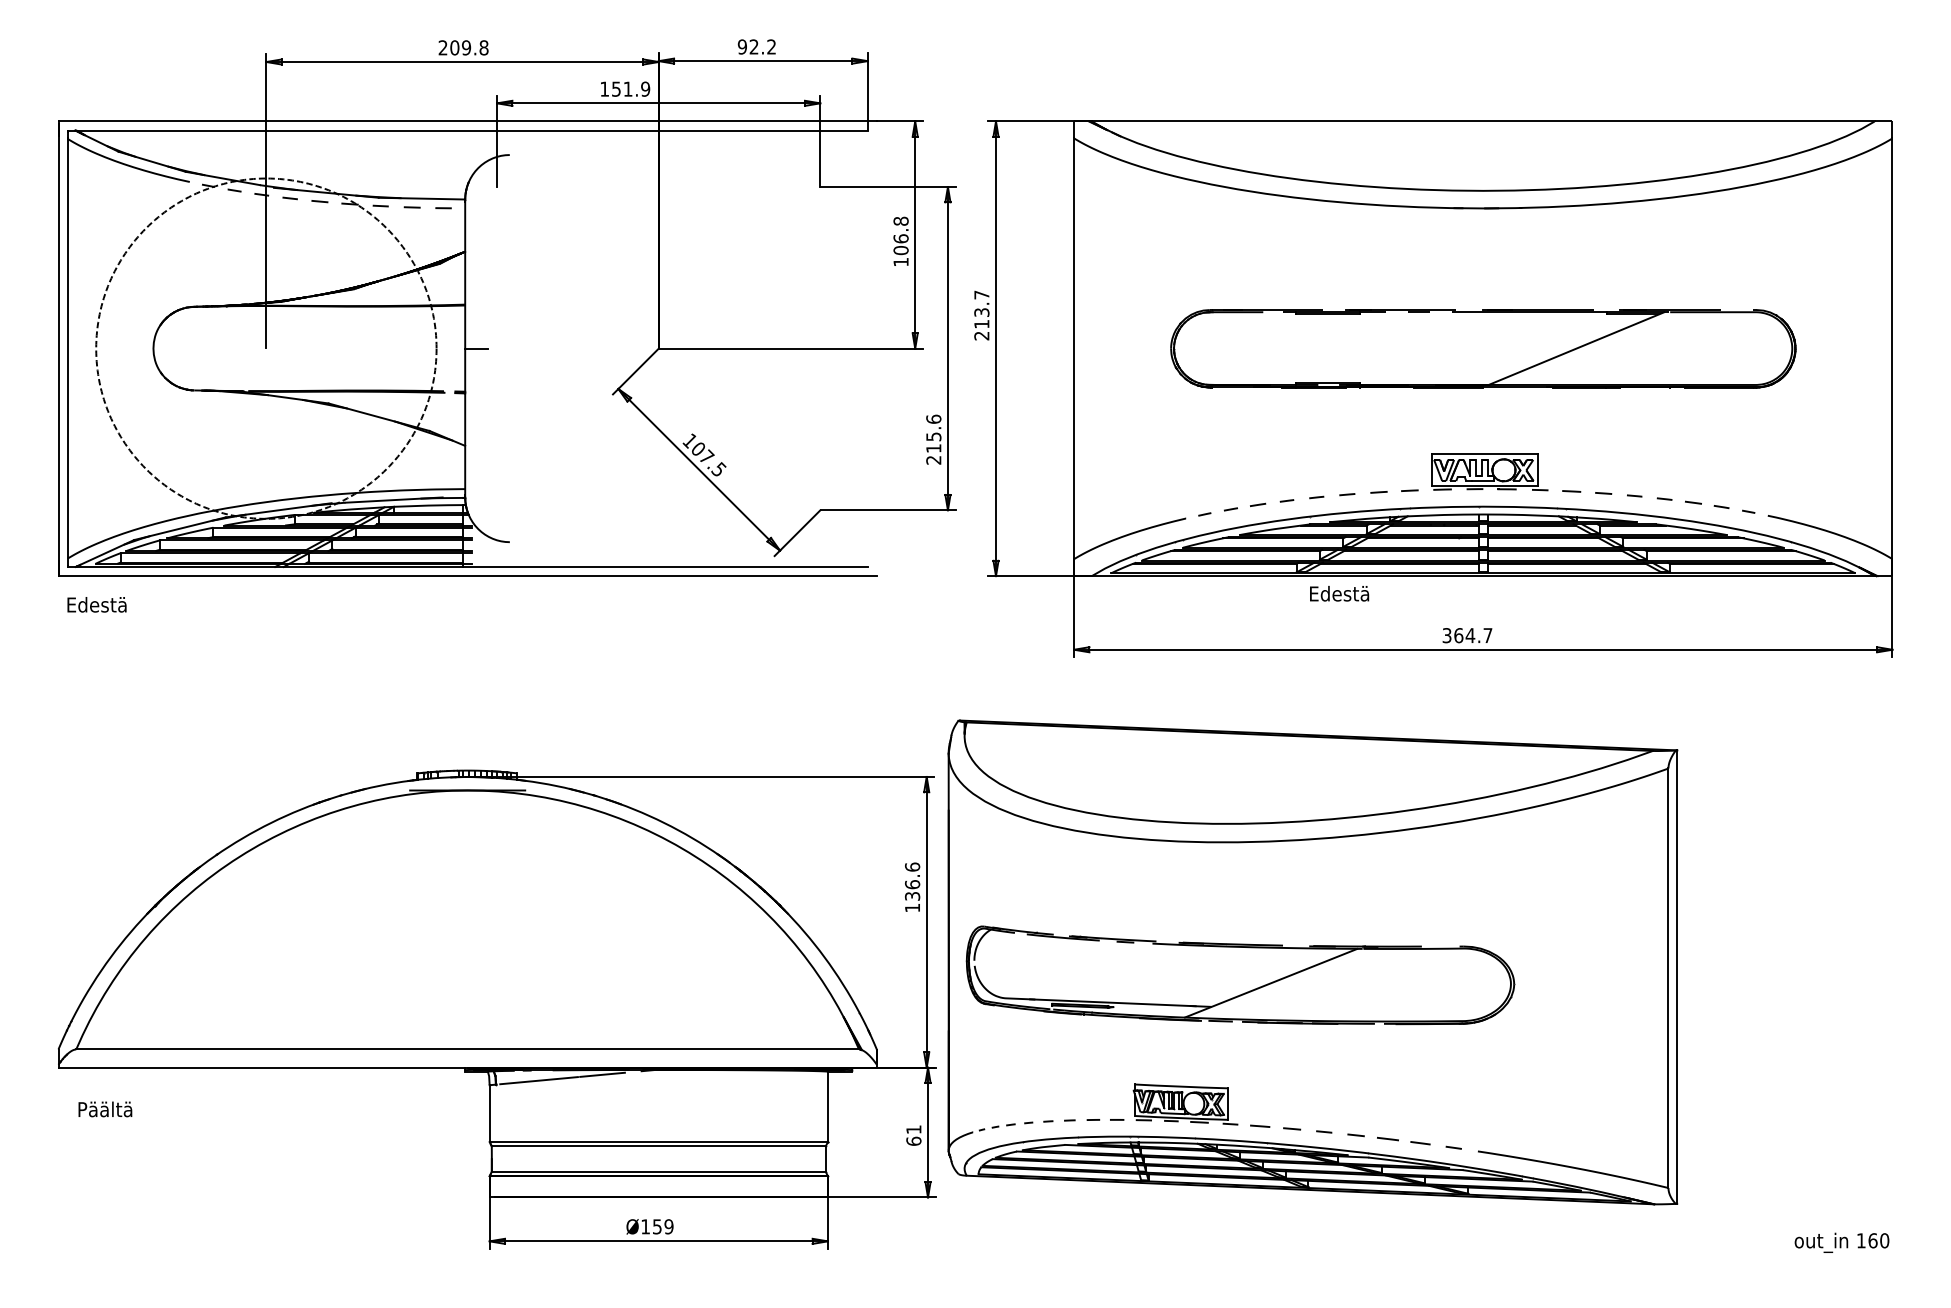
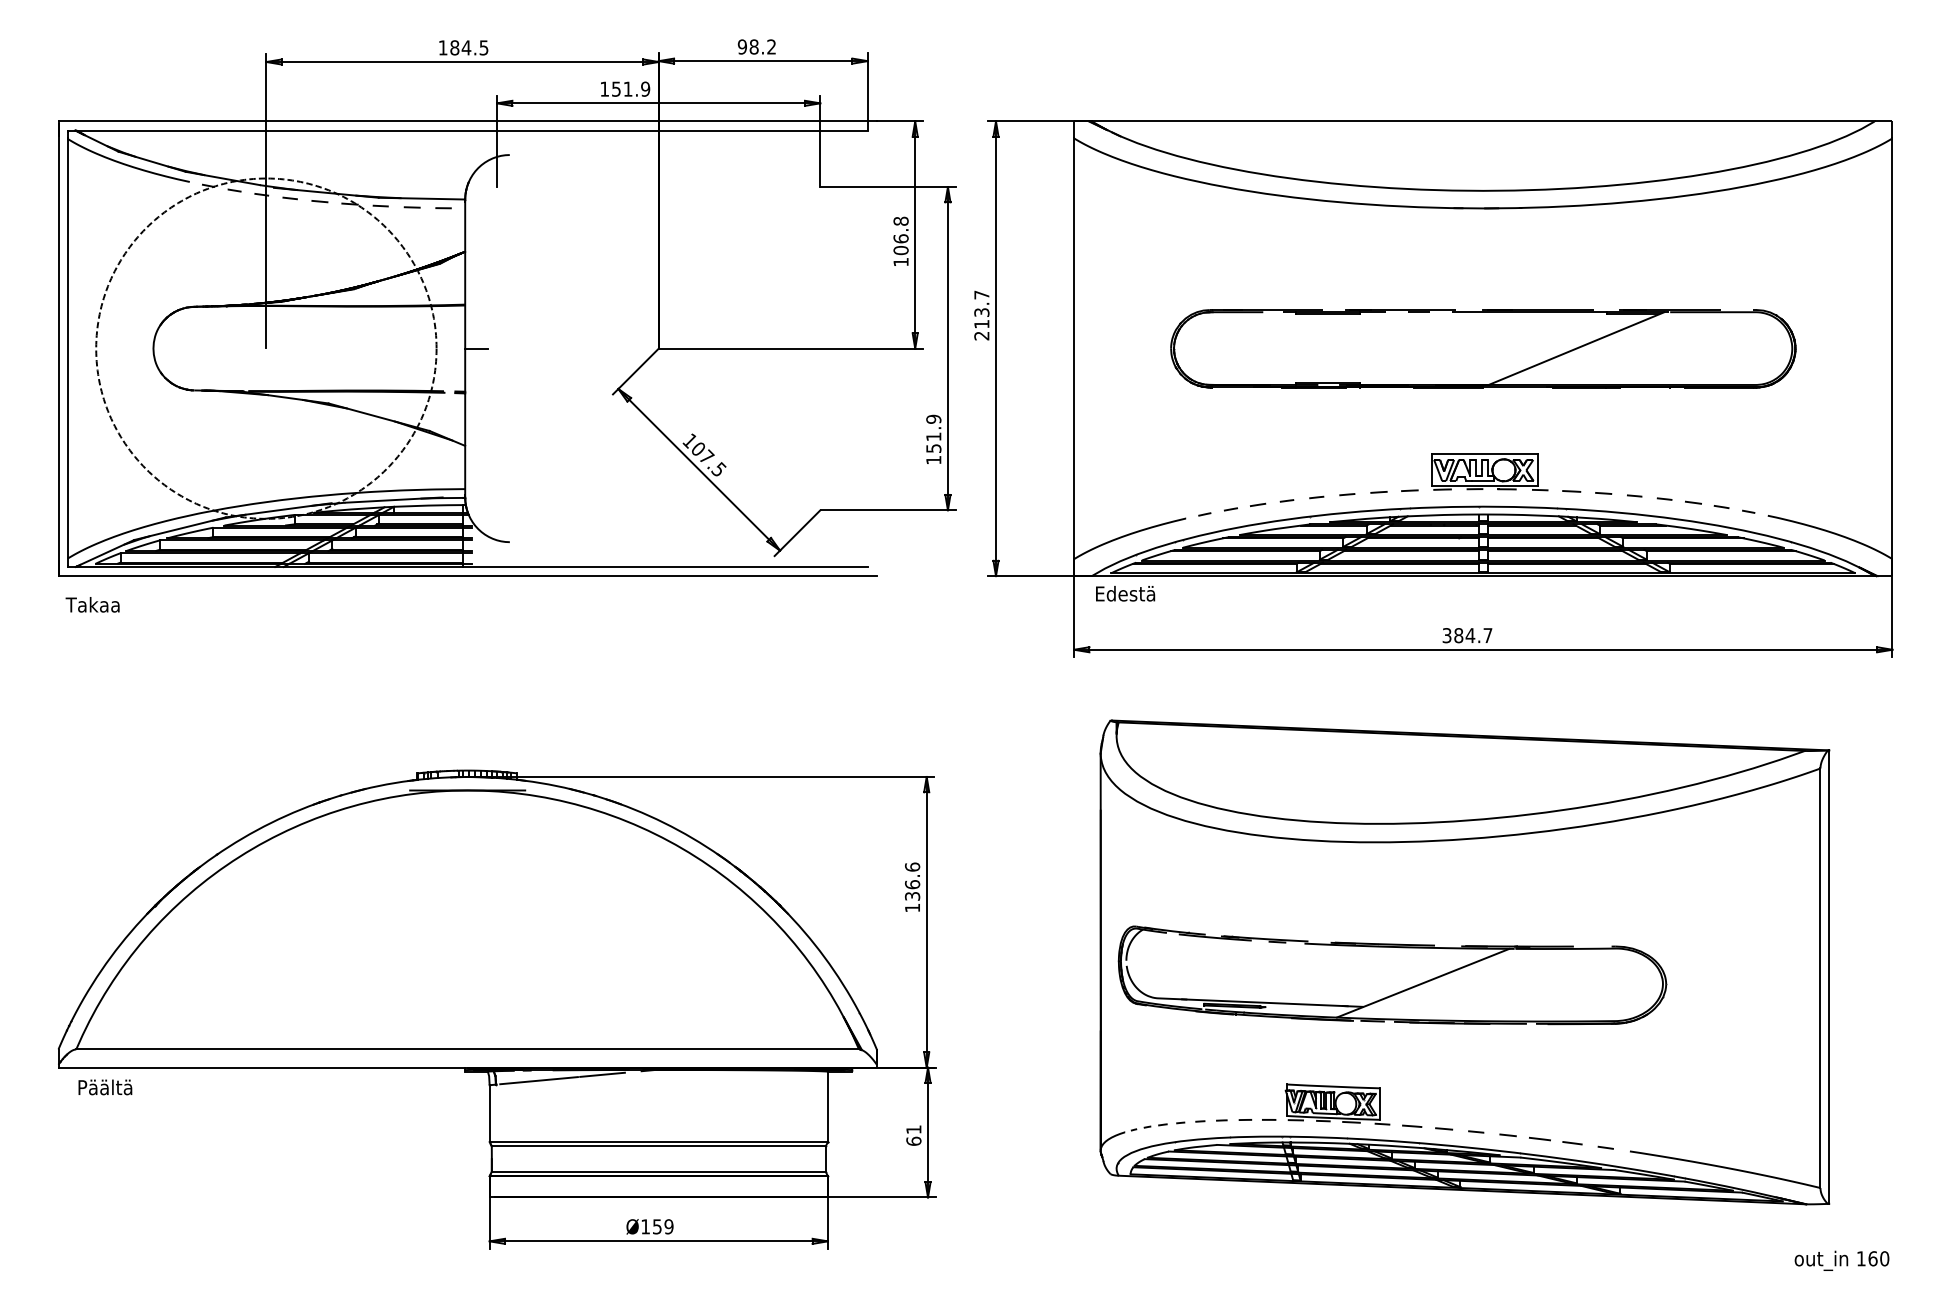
text: 92.2 -> 98.2 (753, 46)
text: 209.8 -> 184.5 (463, 47)
text: 215.6 -> 151.9 (933, 439)
text position: (1339, 593) -> (1125, 593) (1125, 593)
text: Edestä -> Takaa (95, 604)
text: 364.7 -> 384.7 (1458, 635)
part position: (1312, 962) -> (1464, 962) (1464, 962)
text position: (105, 1109) -> (105, 1087) (105, 1087)
text position: (1841, 1242) -> (1841, 1260) (1841, 1260)
